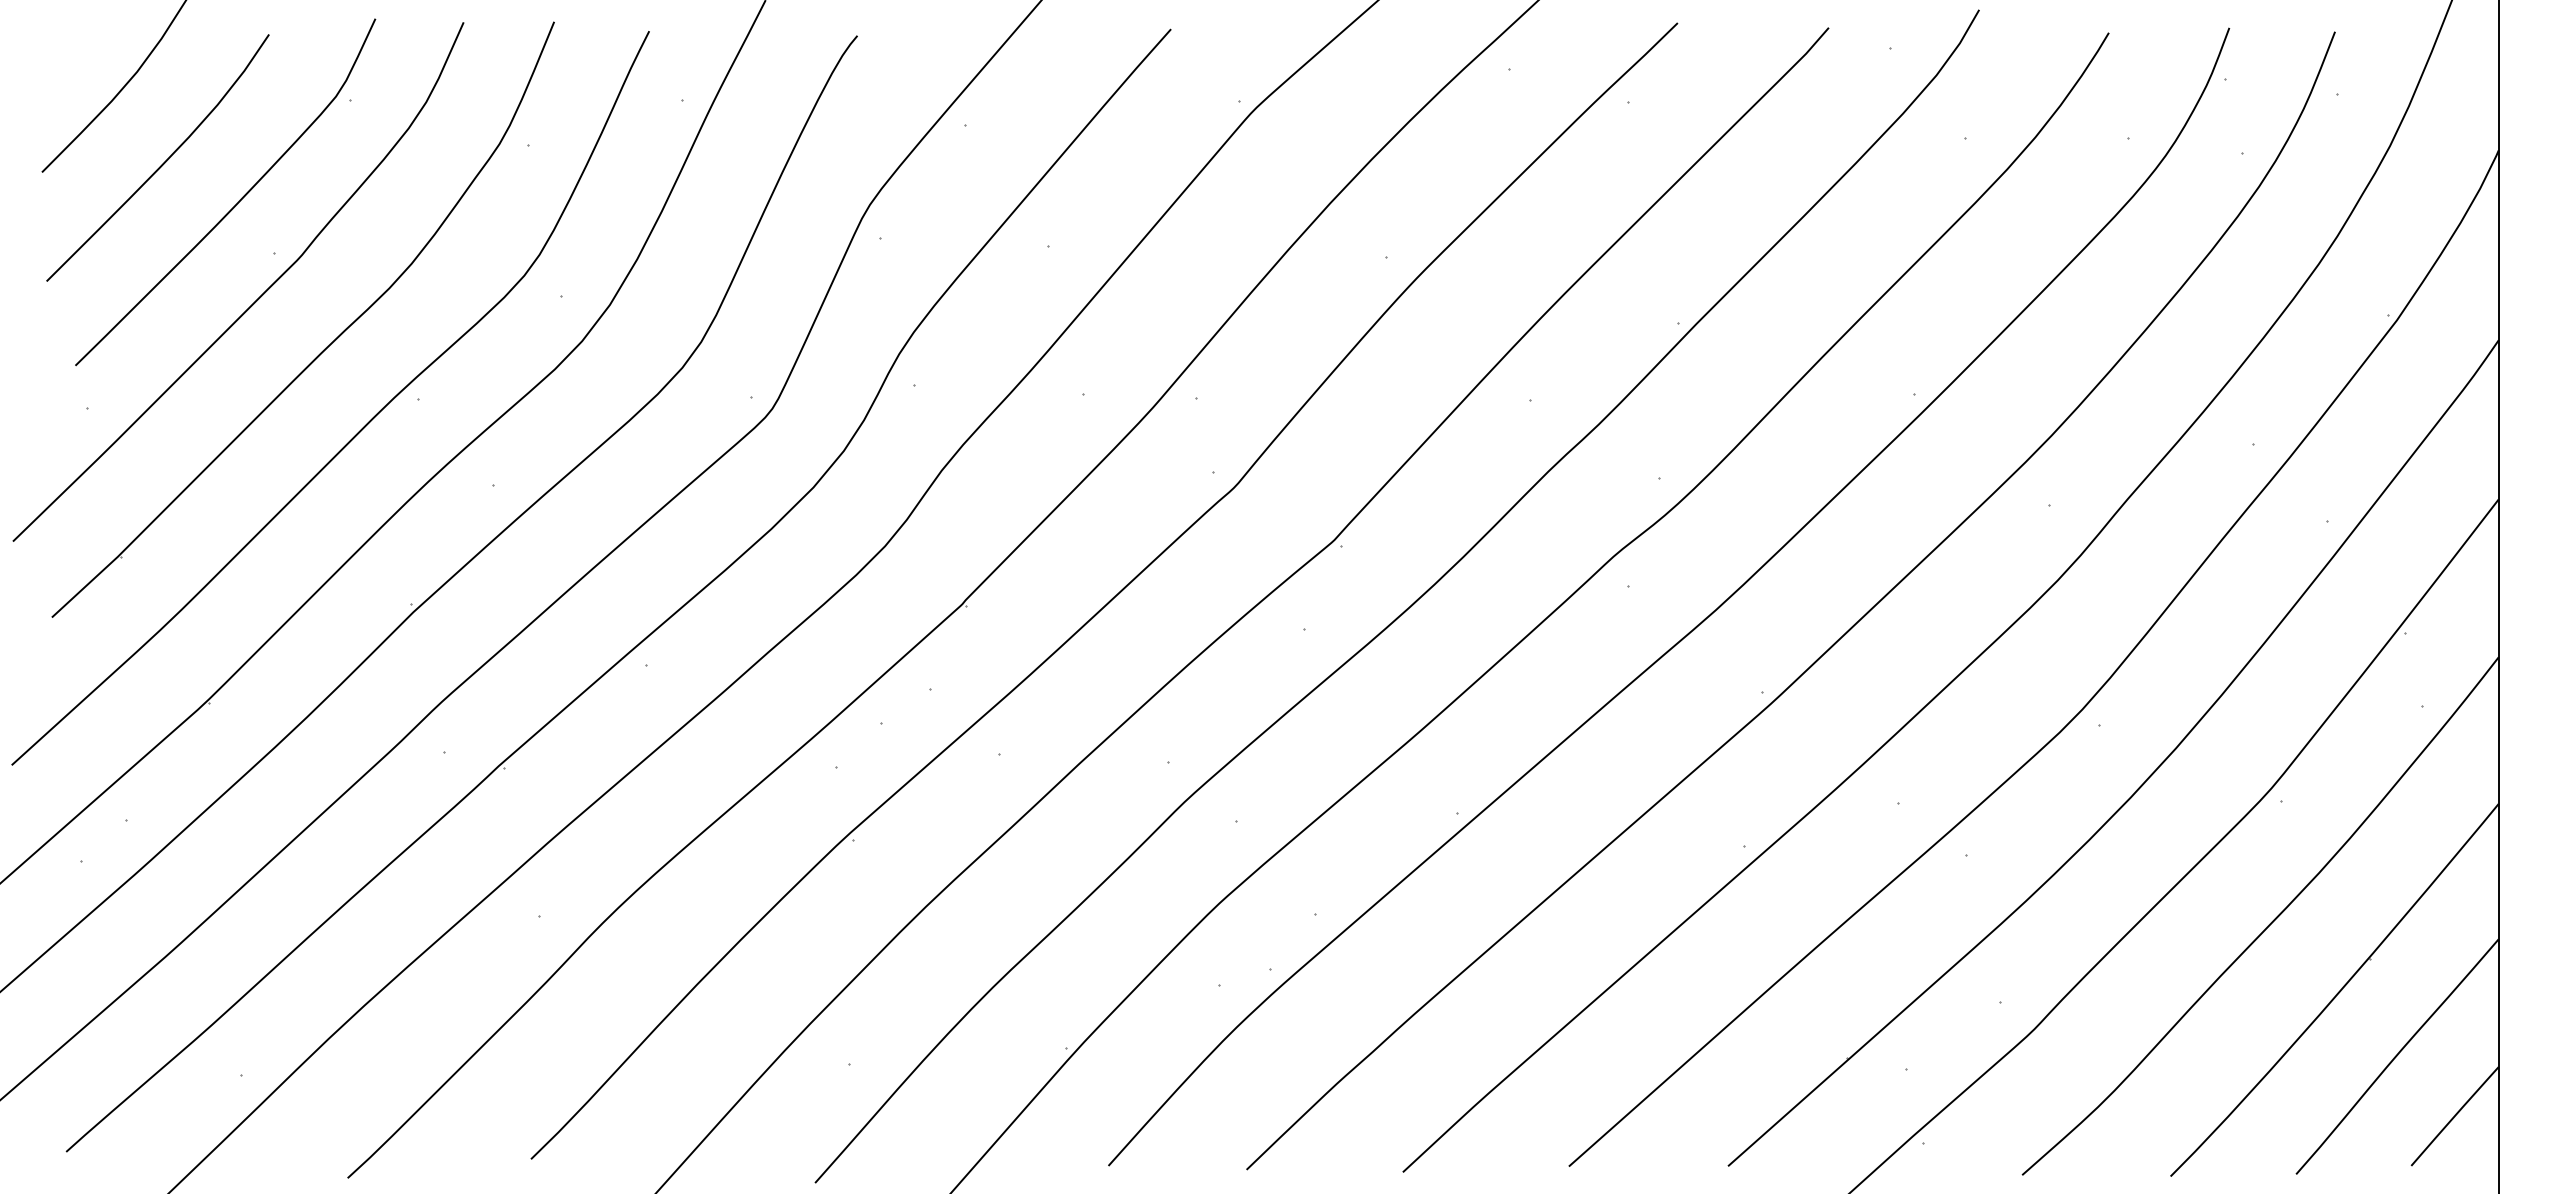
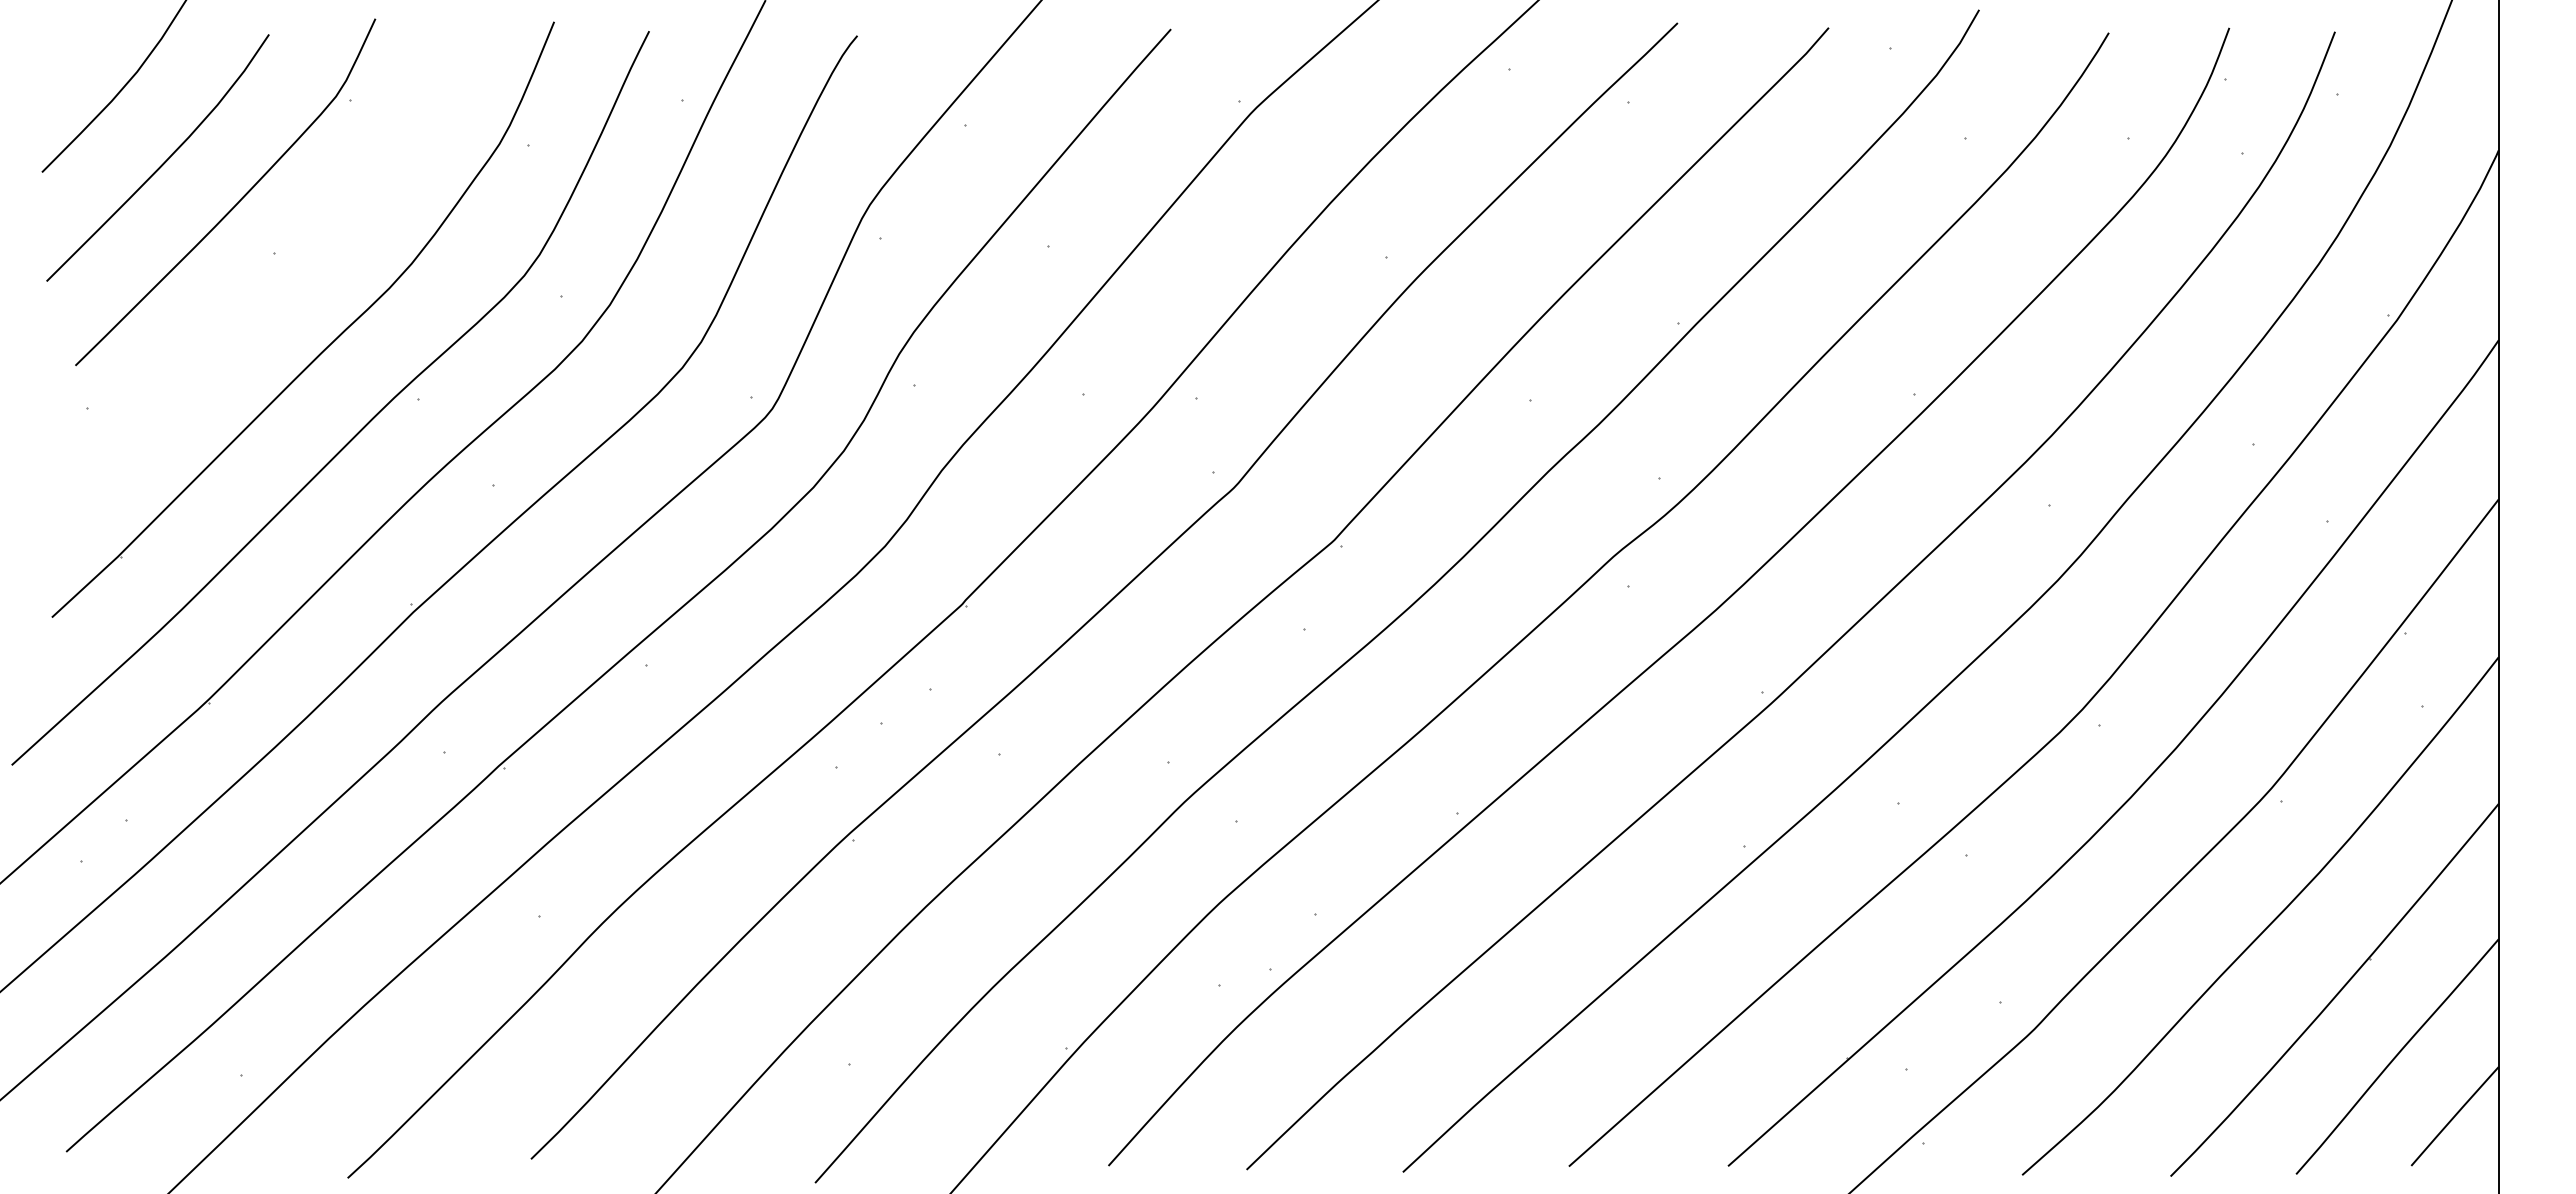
curve: present -> none (256, 299)
